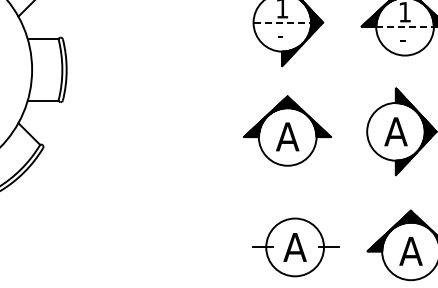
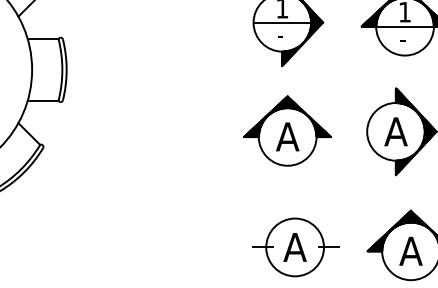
line: dashed -> solid (282, 22)
line: dashed -> solid (405, 26)
